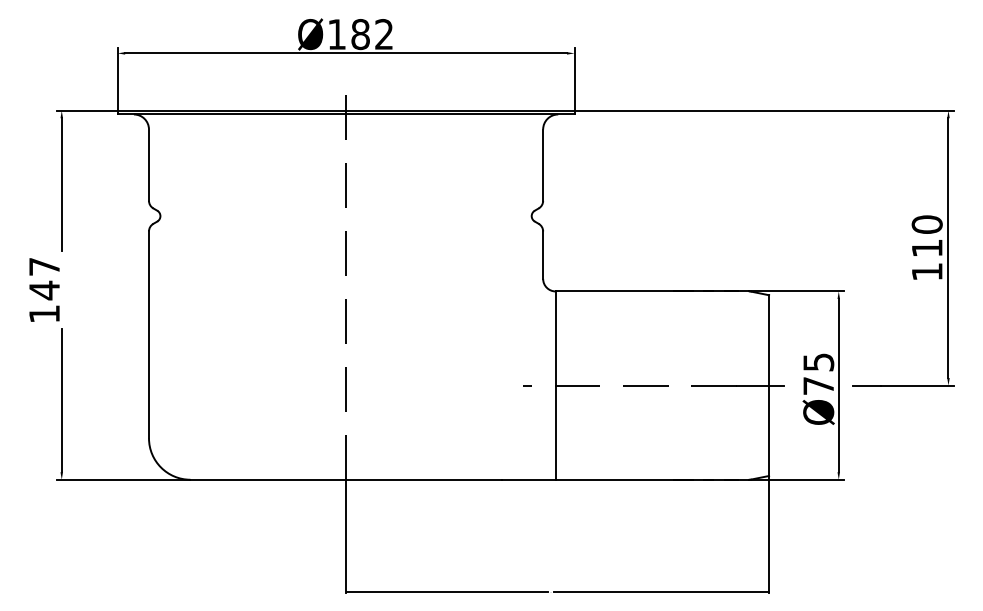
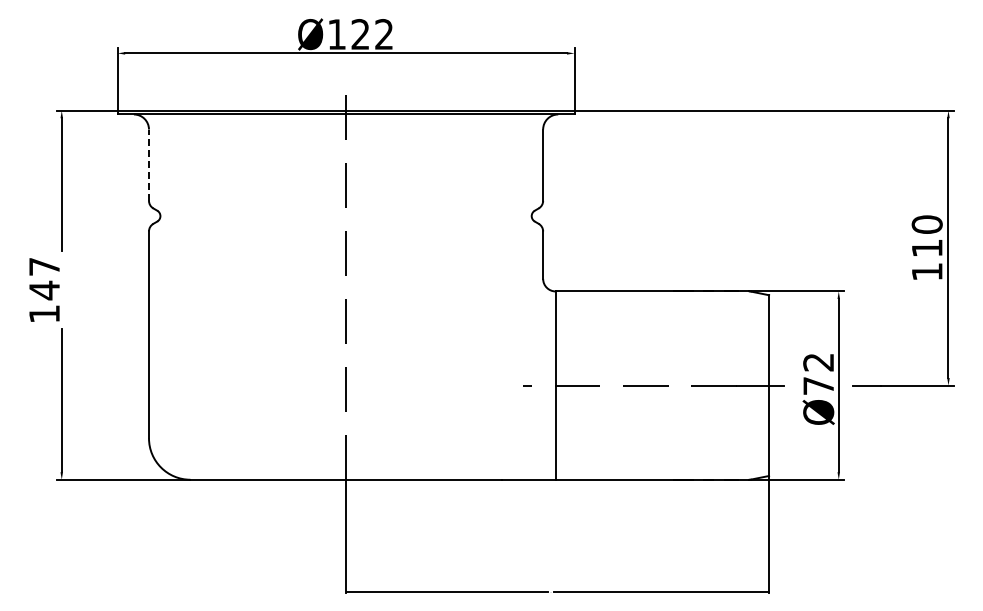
text: Ø182 -> Ø122 (360, 34)
line: solid -> dashed (149, 165)
text: Ø75 -> Ø72 (818, 362)
